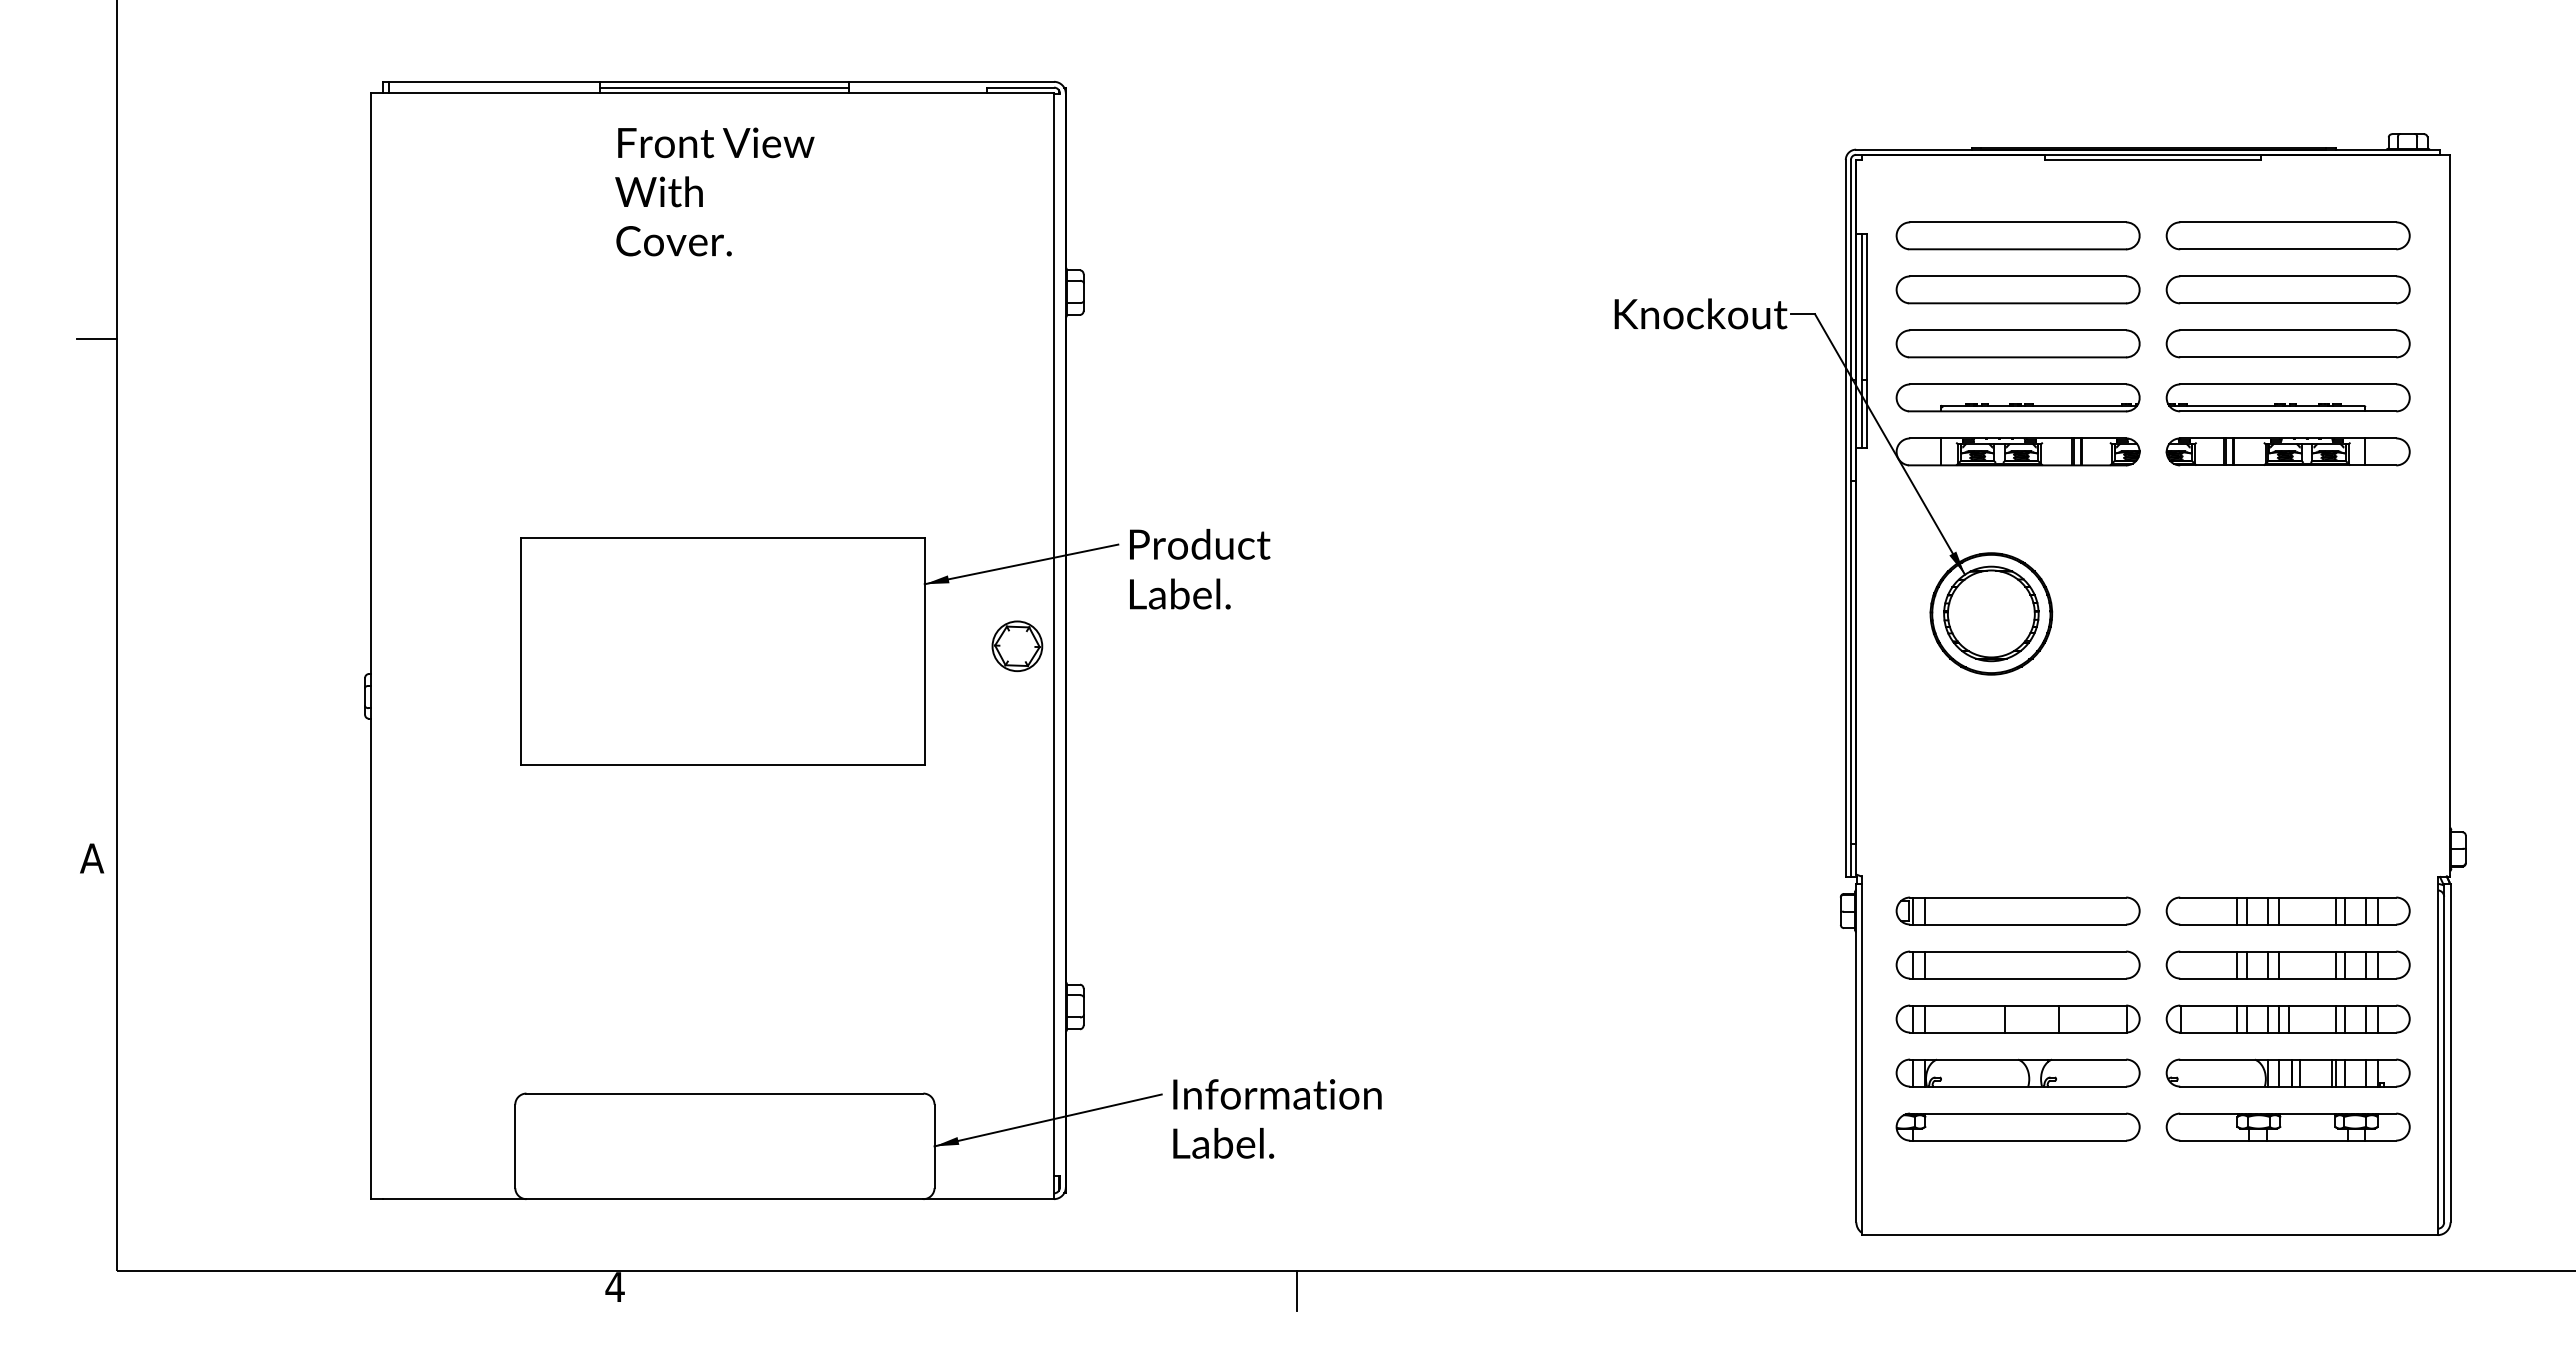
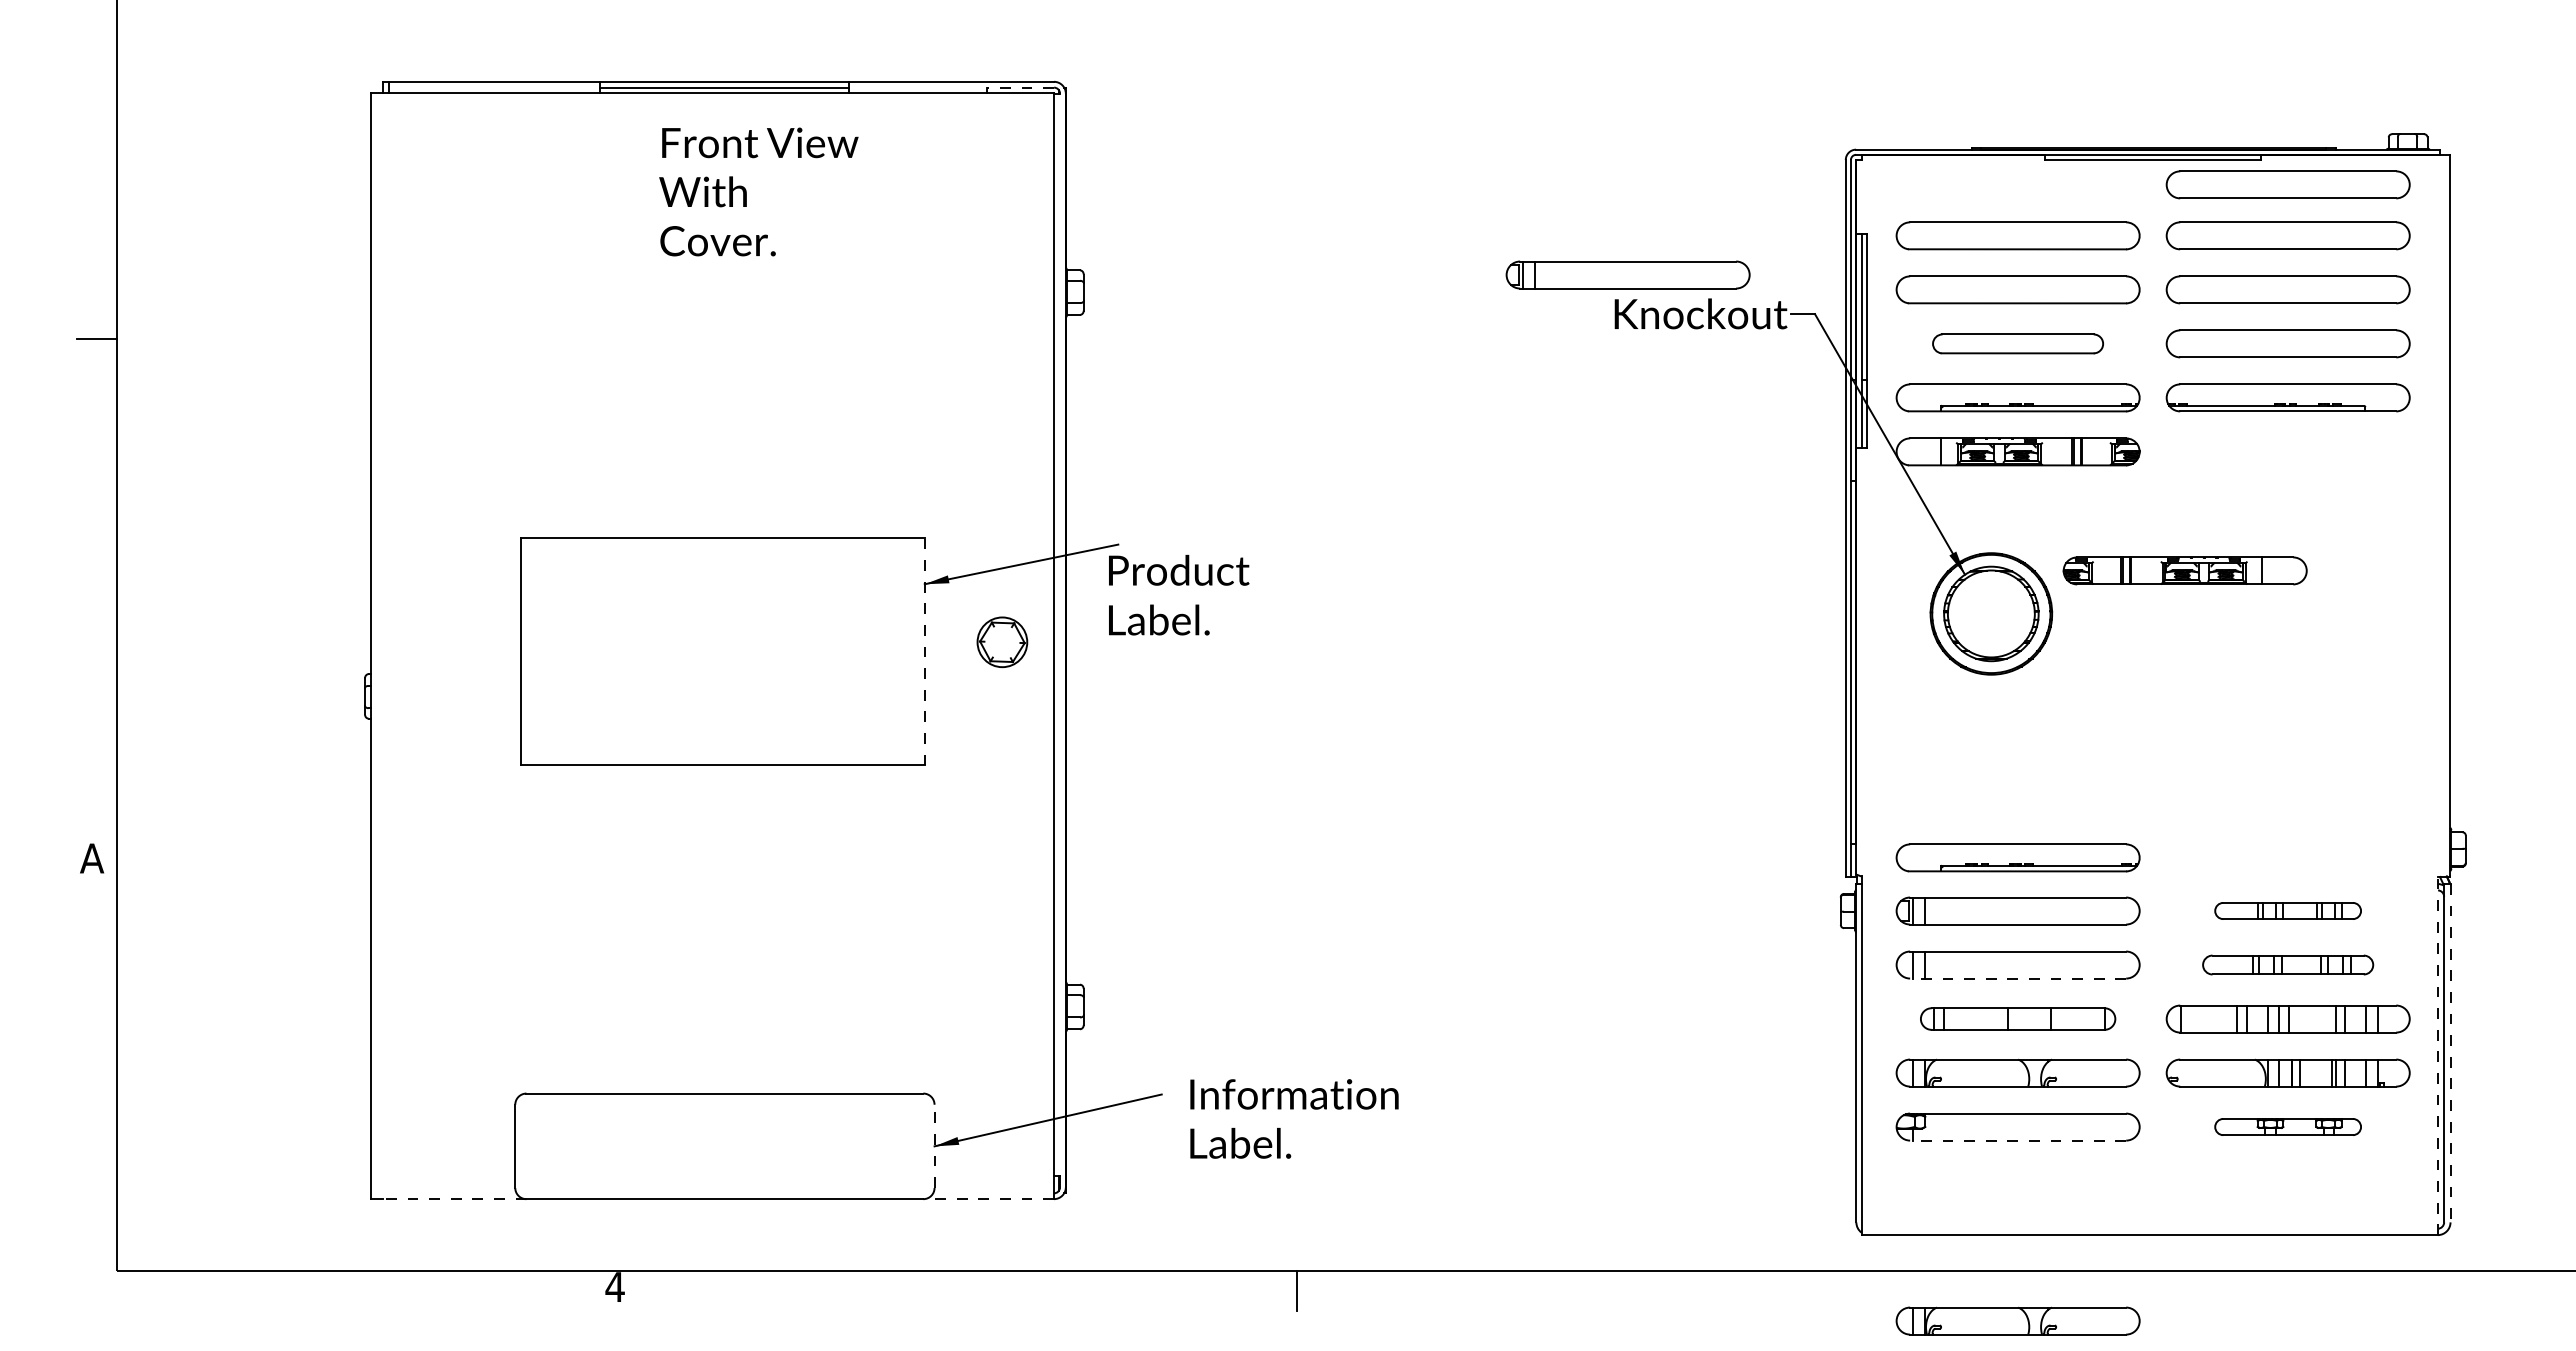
line: solid -> dashed (1020, 87)
part: none -> present (2287, 184)
text position: (714, 191) -> (758, 191) (758, 191)
part: none -> present (1627, 274)
part size: 246x30 px -> 172x22 px (2017, 343)
part position: (2287, 451) -> (2184, 570) (2184, 570)
text position: (1200, 568) -> (1179, 594) (1179, 594)
part position: (1017, 646) -> (1002, 642) (1002, 642)
line: solid -> dashed (924, 651)
part: none -> present (2017, 857)
part size: 246x30 px -> 148x18 px (2287, 910)
part size: 246x30 px -> 173x22 px (2288, 964)
line: solid -> dashed (2017, 978)
part size: 246x30 px -> 197x24 px (2018, 1018)
line: solid -> dashed (2450, 1053)
line: solid -> dashed (2438, 1055)
text position: (1277, 1118) -> (1294, 1118) (1294, 1118)
part size: 246x30 px -> 148x18 px (2287, 1126)
line: solid -> dashed (2017, 1140)
line: solid -> dashed (934, 1146)
line: solid -> dashed (454, 1199)
line: solid -> dashed (988, 1199)
part: none -> present (2017, 1320)
